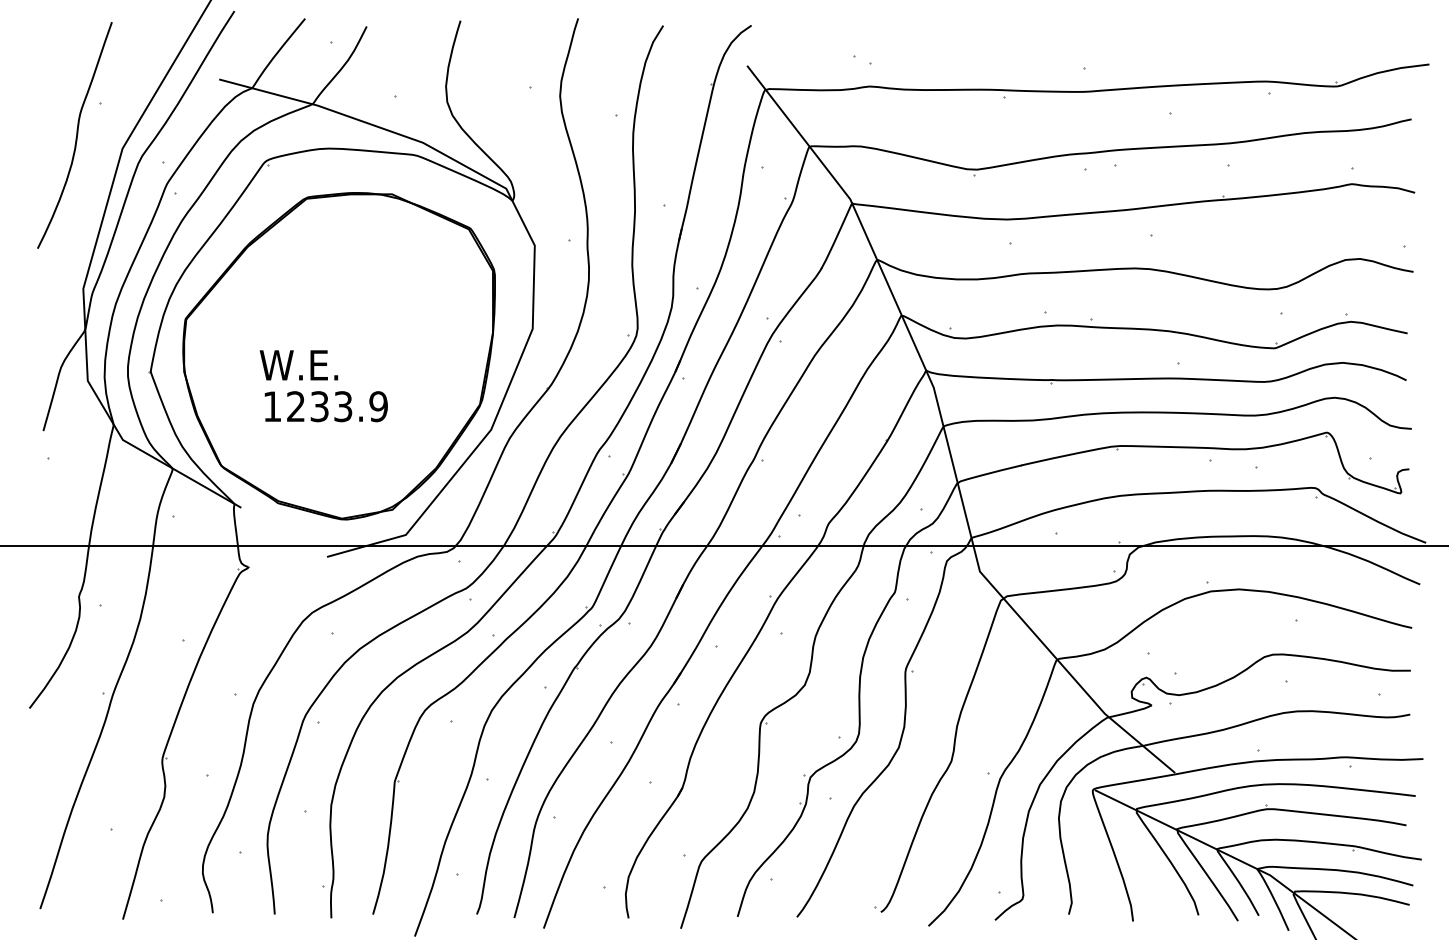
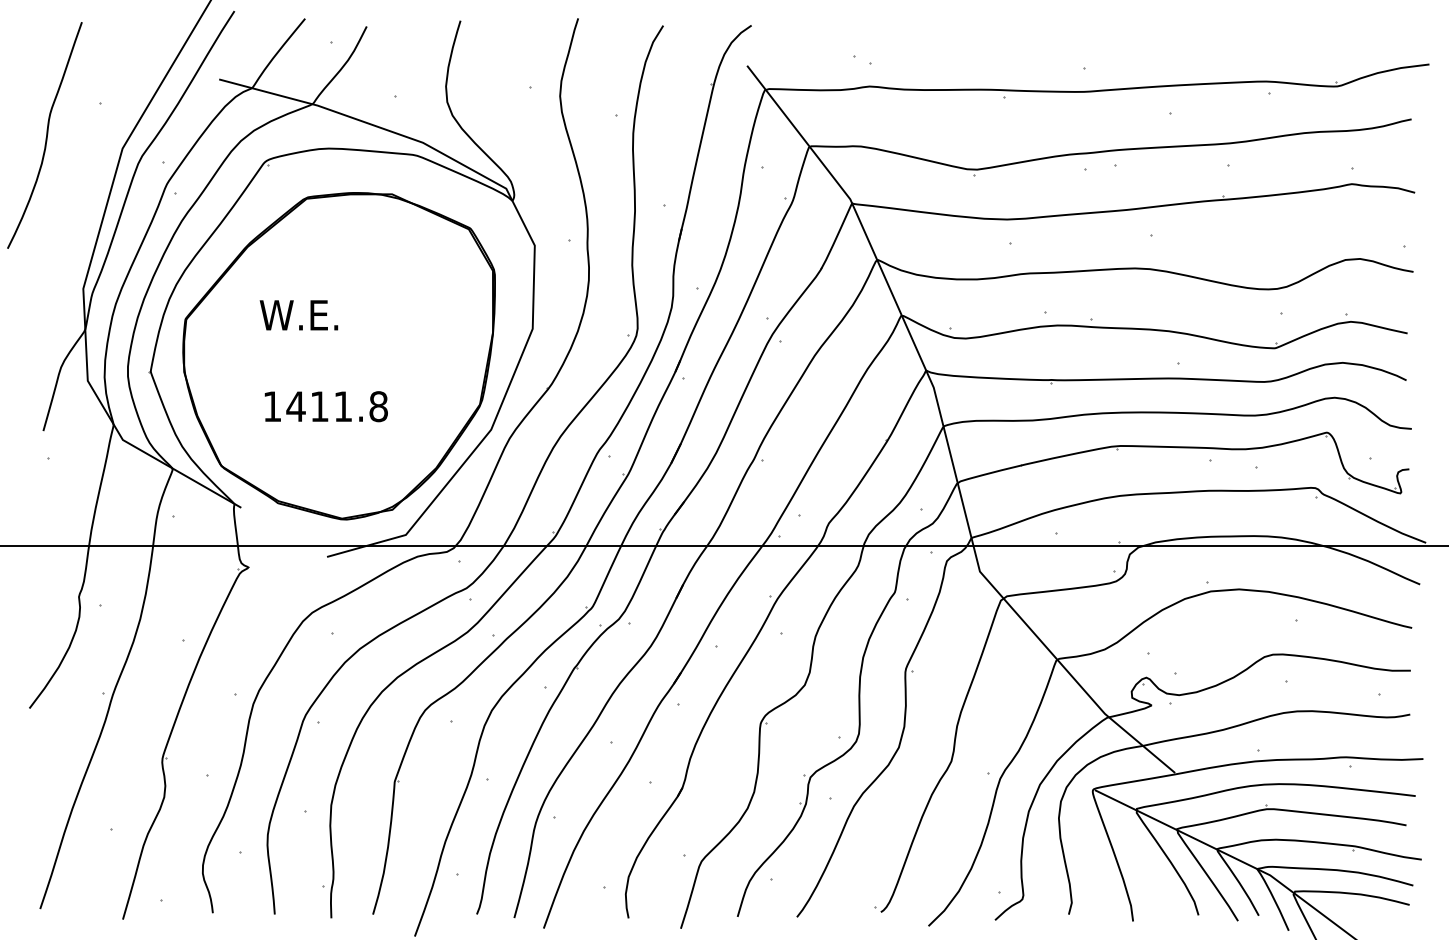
curve position: (76, 135) -> (46, 135) (46, 135)
text position: (298, 365) -> (298, 315) (298, 315)
text: 1233.9 -> 1411.8 (336, 406)
